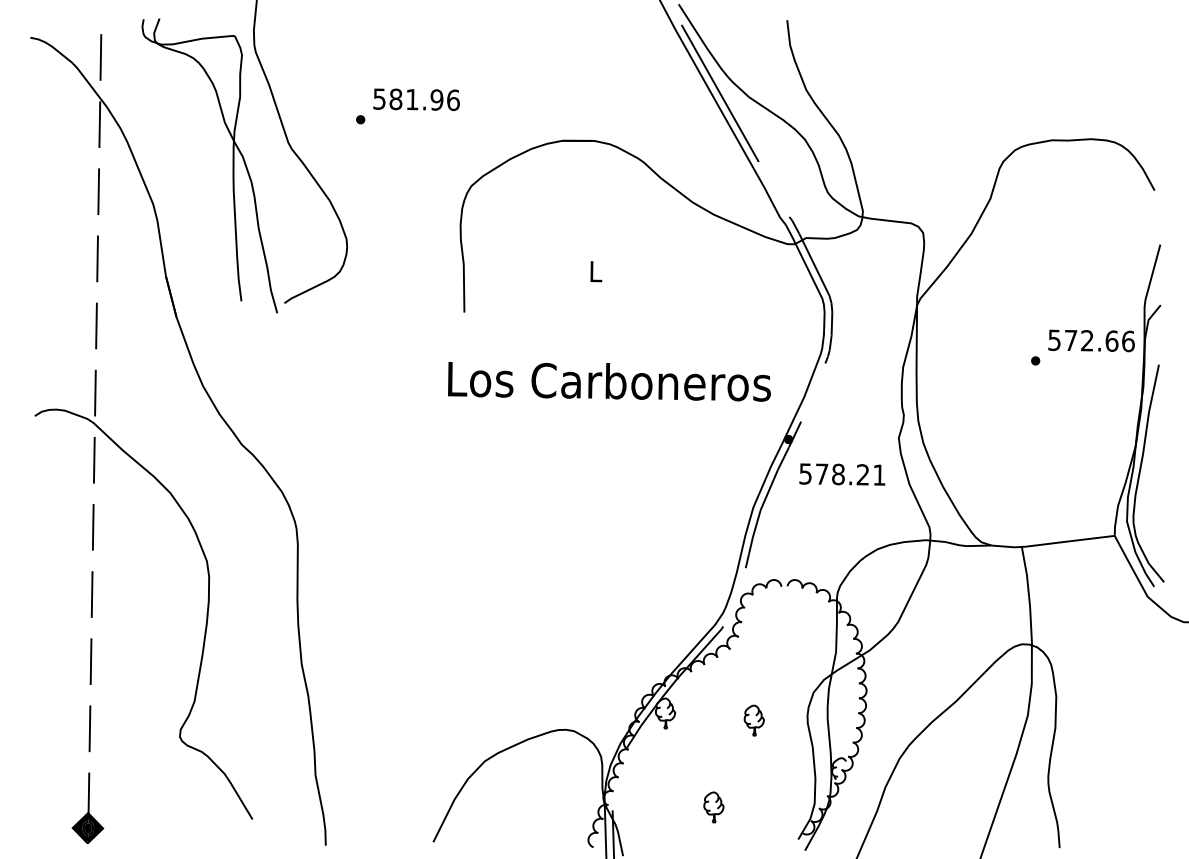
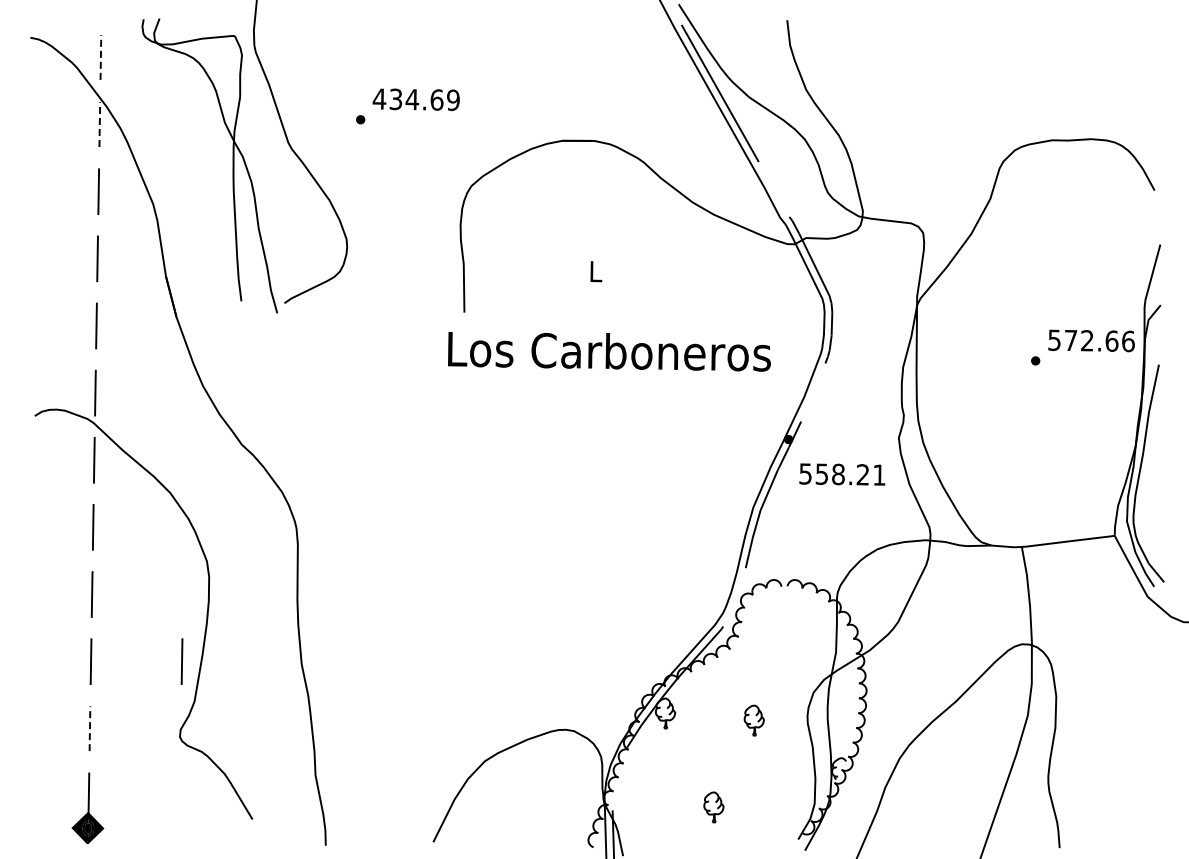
line: solid -> dashed (100, 56)
text: 581.96 -> 434.69 (415, 99)
line: solid -> dashed (99, 124)
text position: (609, 381) -> (609, 351) (609, 351)
text: 578.21 -> 558.21 (821, 473)
line: none -> present (181, 661)
line: solid -> dashed (89, 728)
